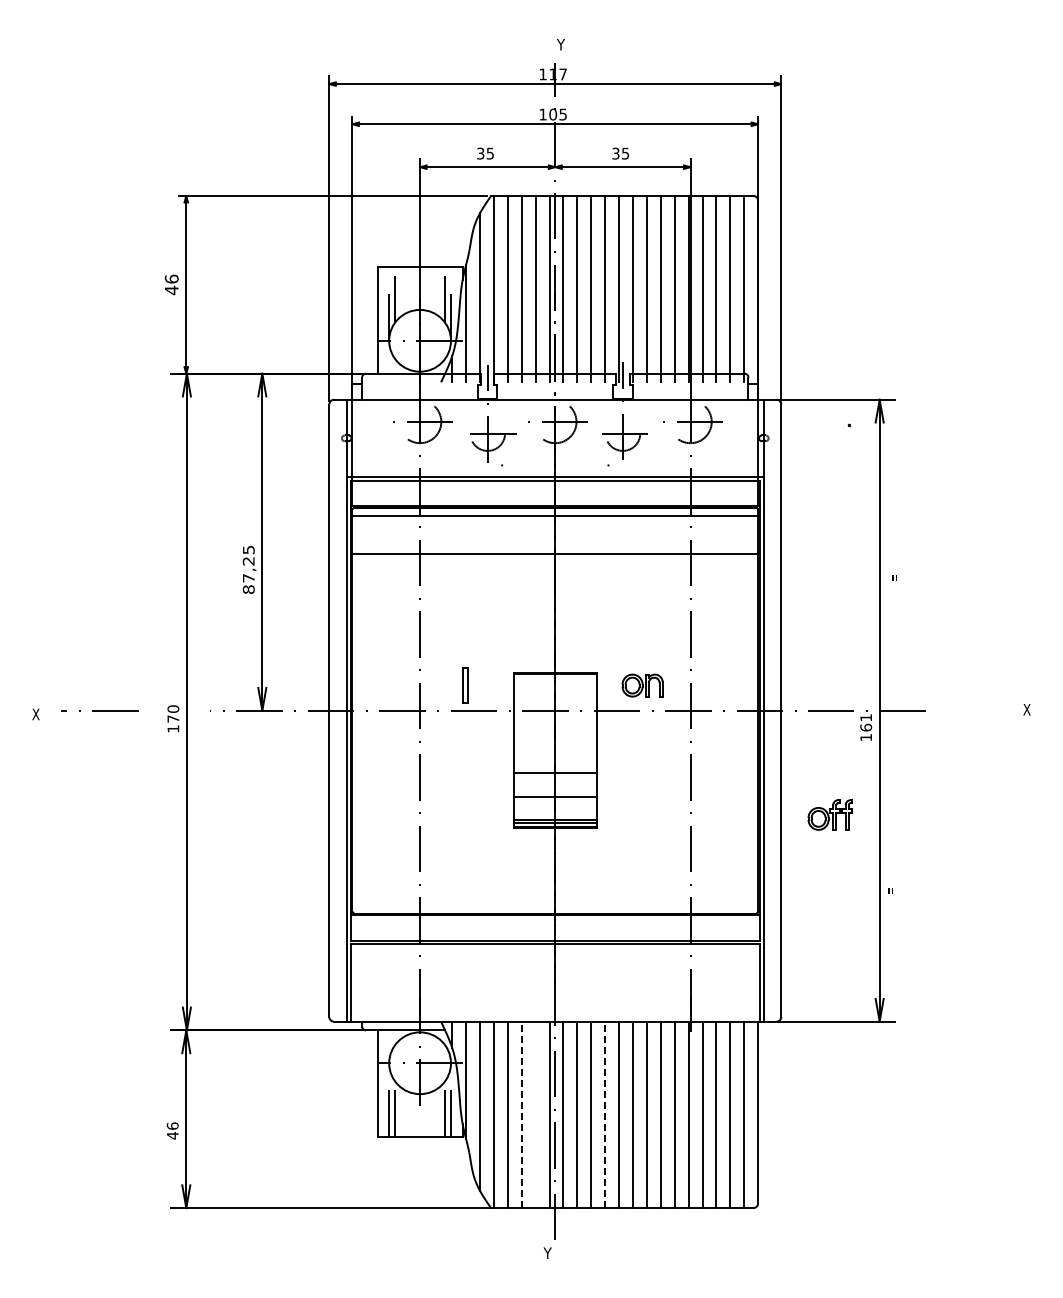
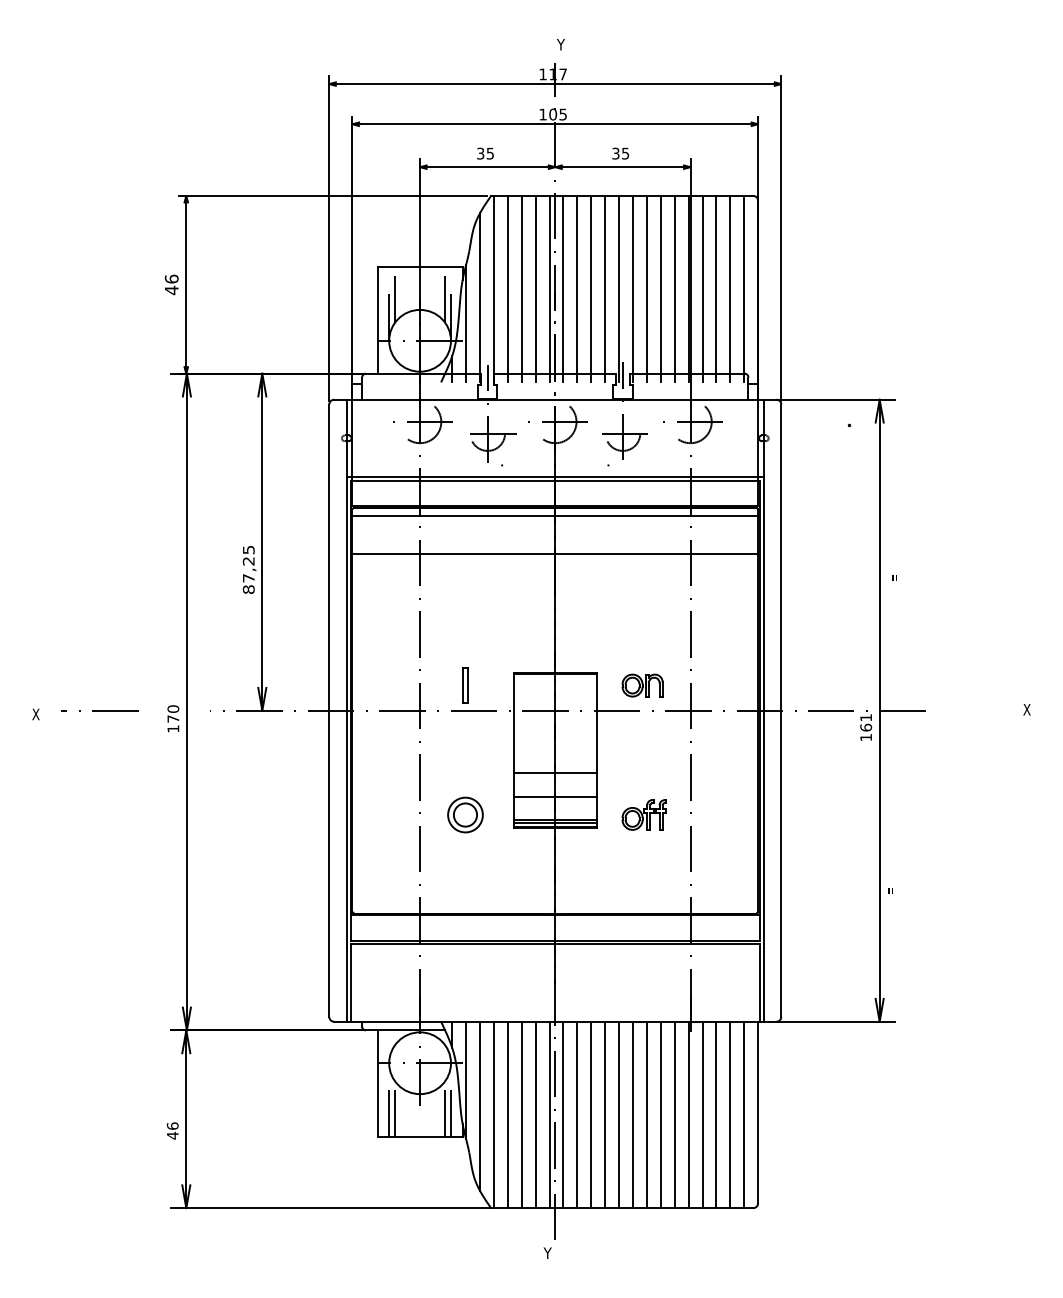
part: none -> present (465, 814)
part position: (829, 814) -> (643, 814) (643, 814)
line: dashed -> solid (521, 1114)
line: none -> present (535, 1114)
line: dashed -> solid (605, 1114)
